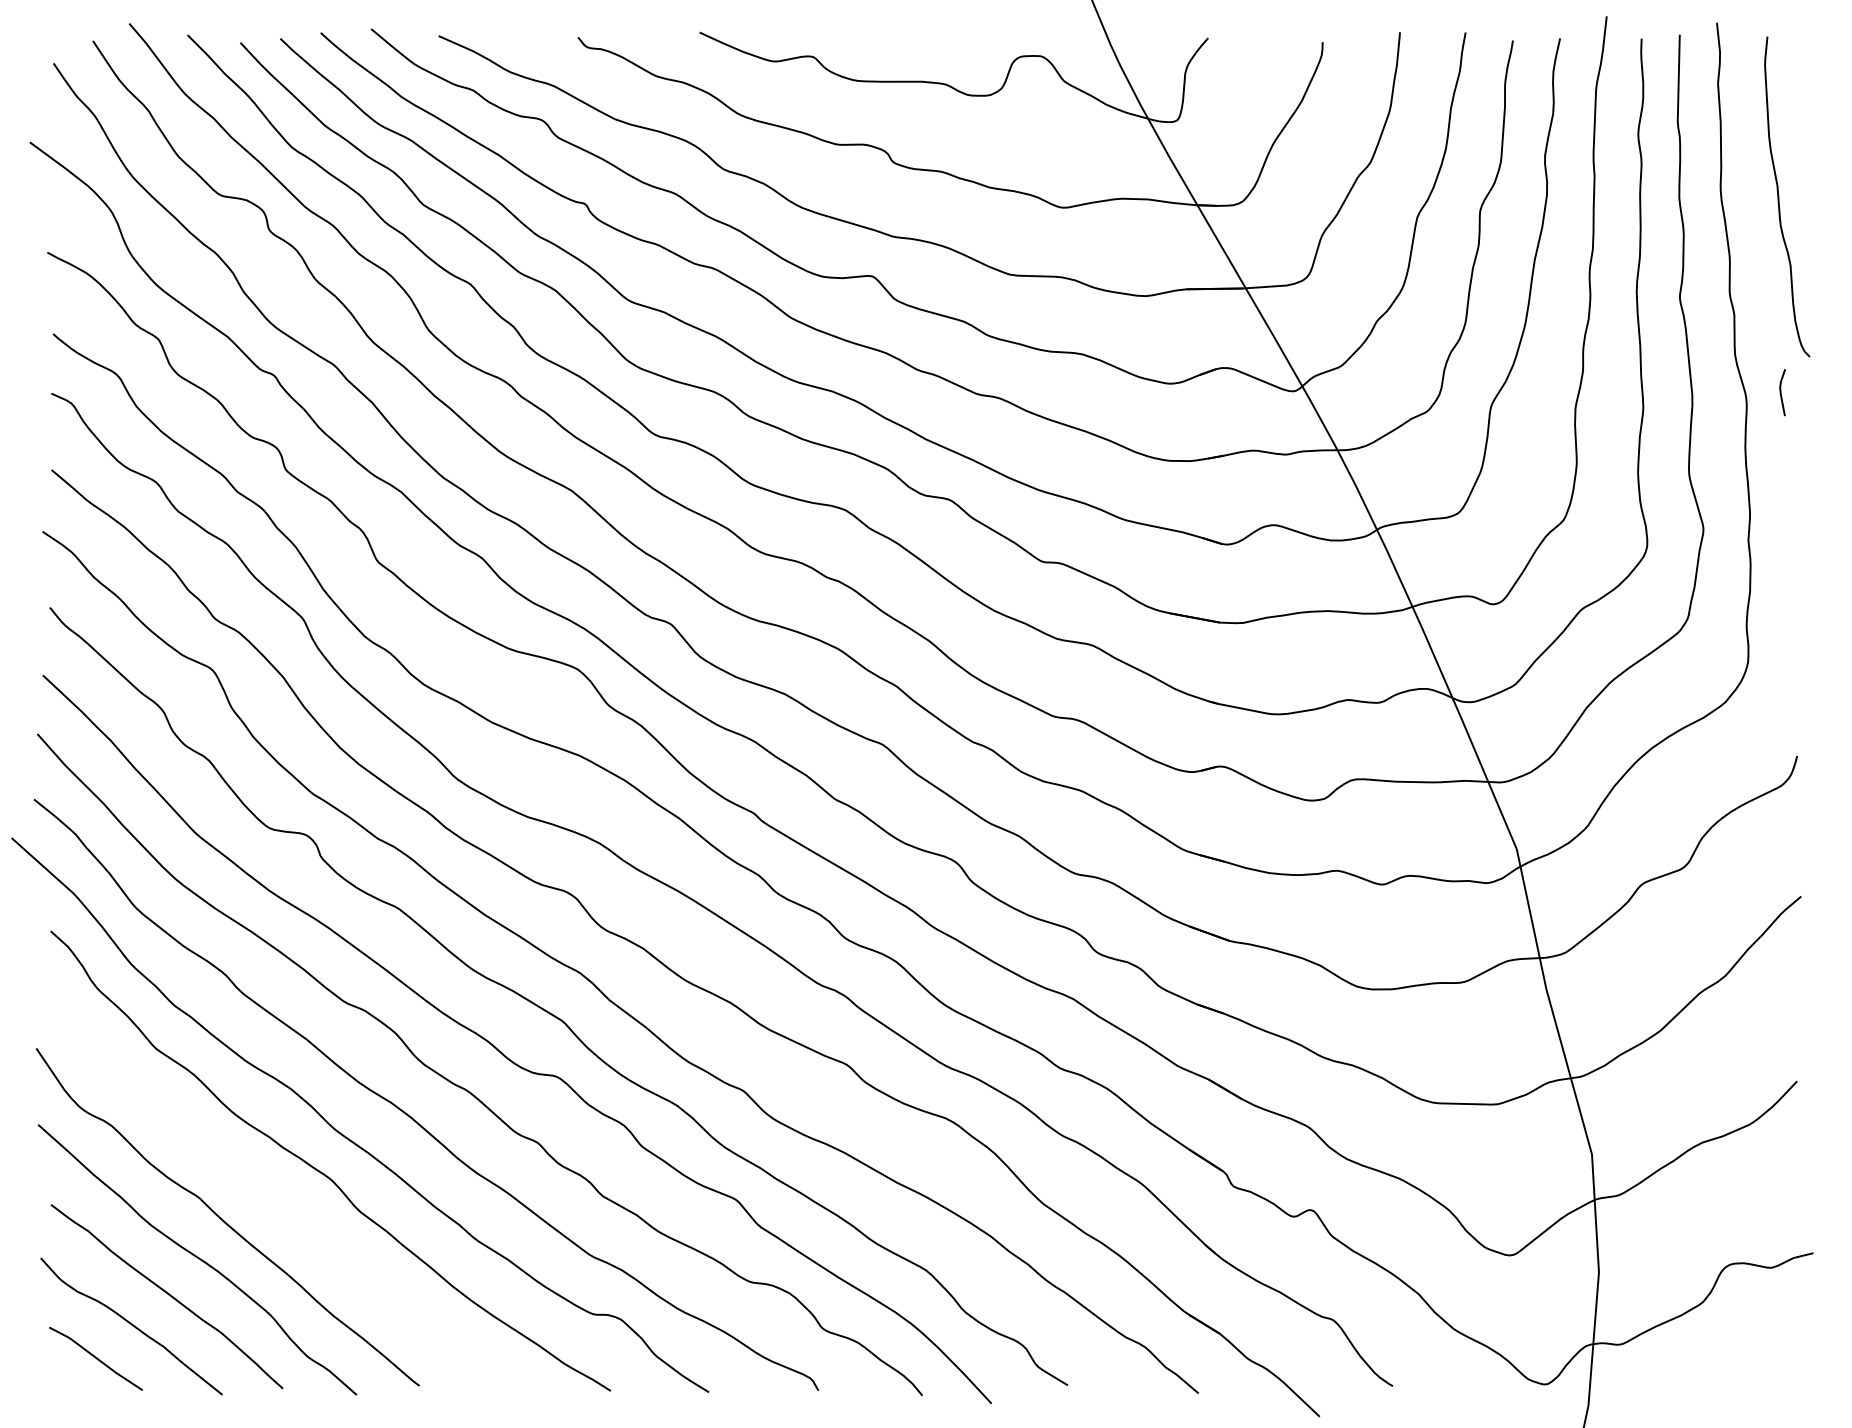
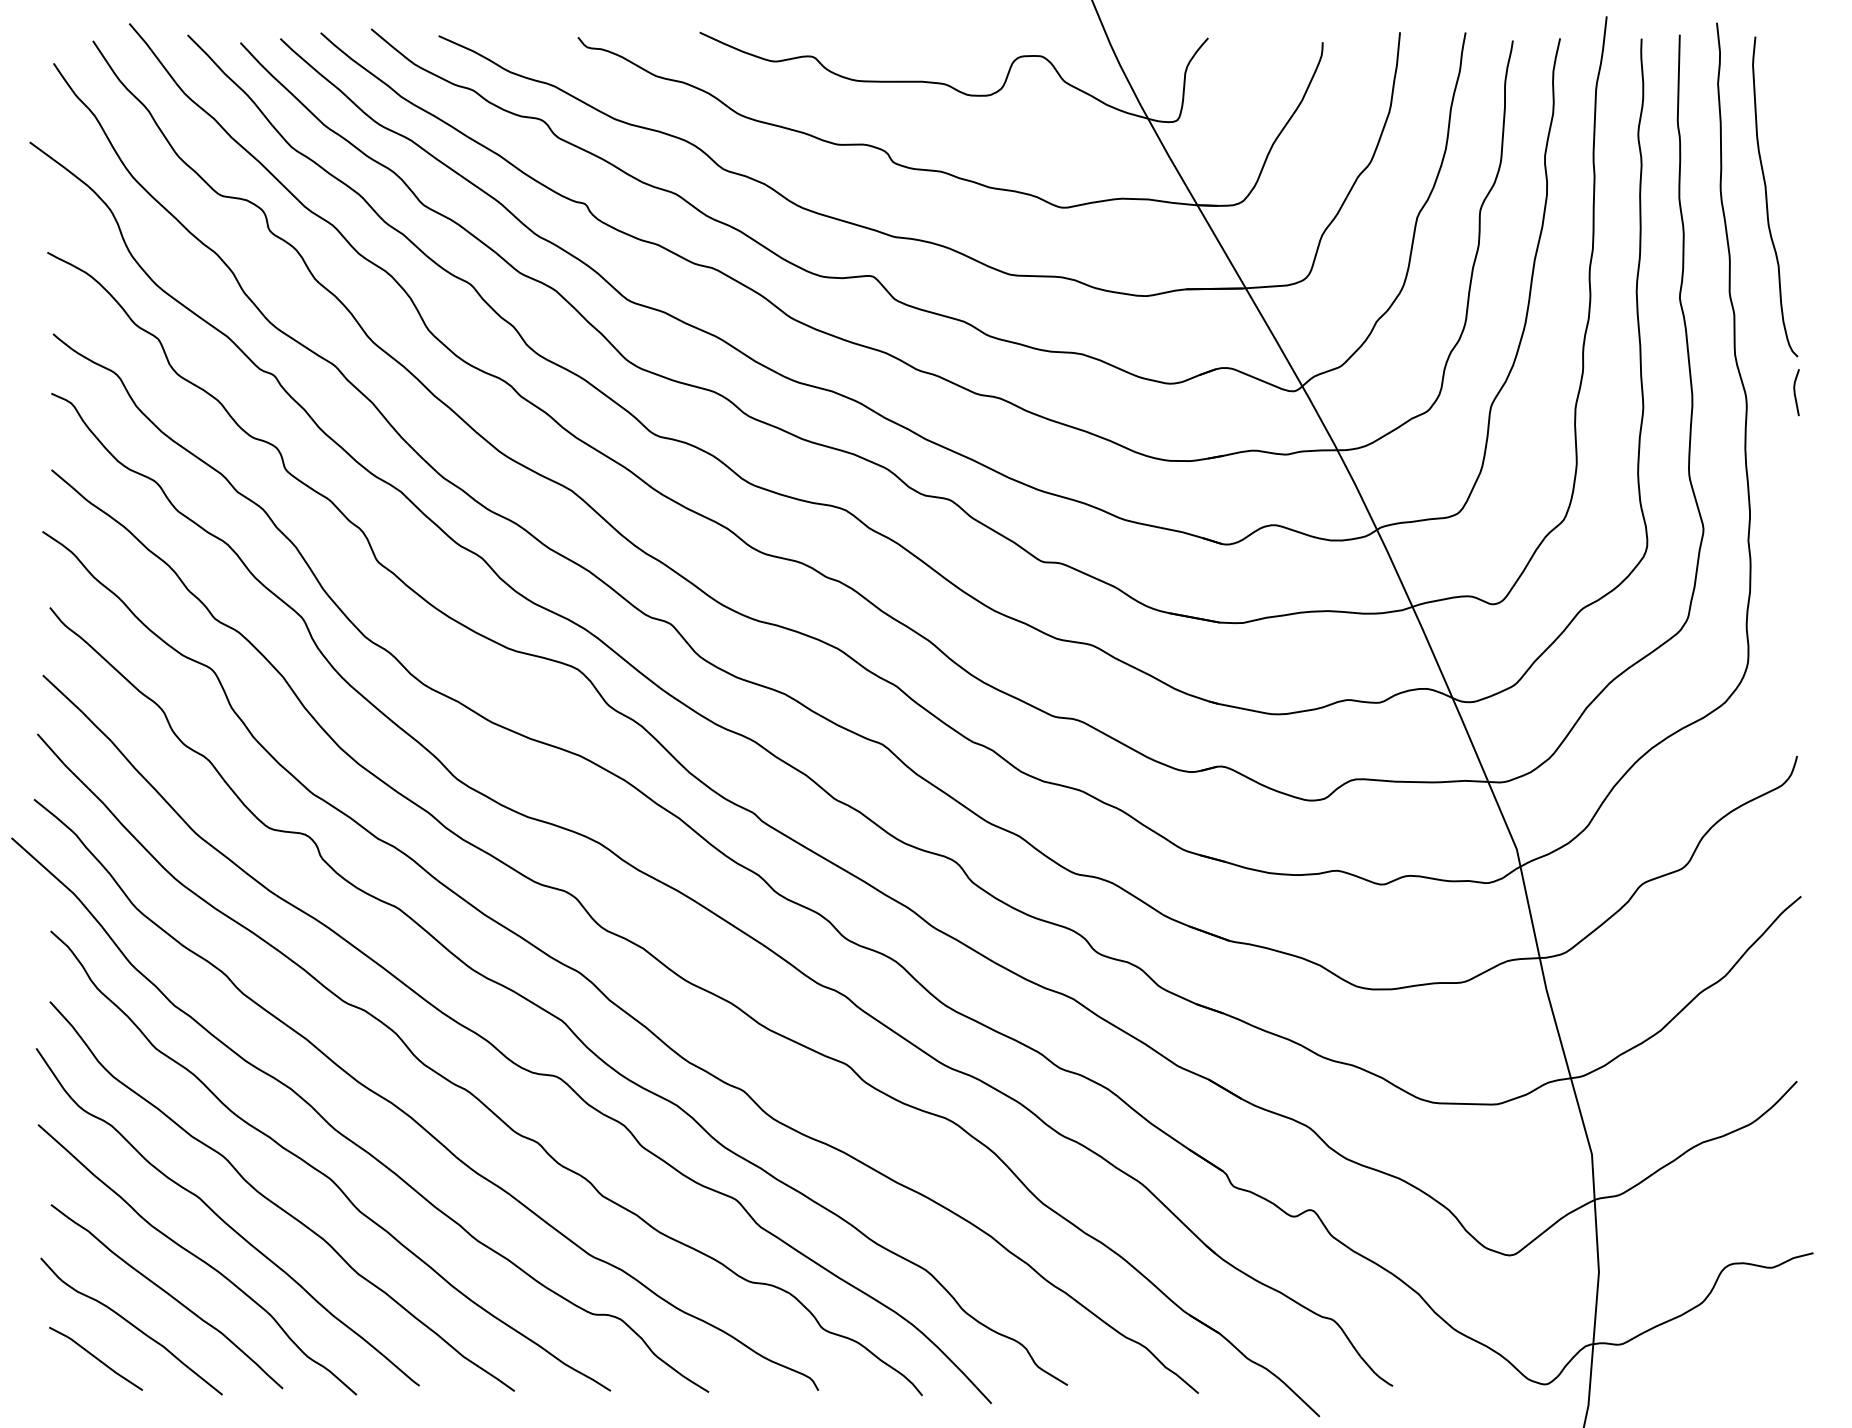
curve position: (1779, 196) -> (1767, 196) (1767, 196)
line position: (1781, 392) -> (1795, 392) (1795, 392)
curve: none -> present (277, 1204)
